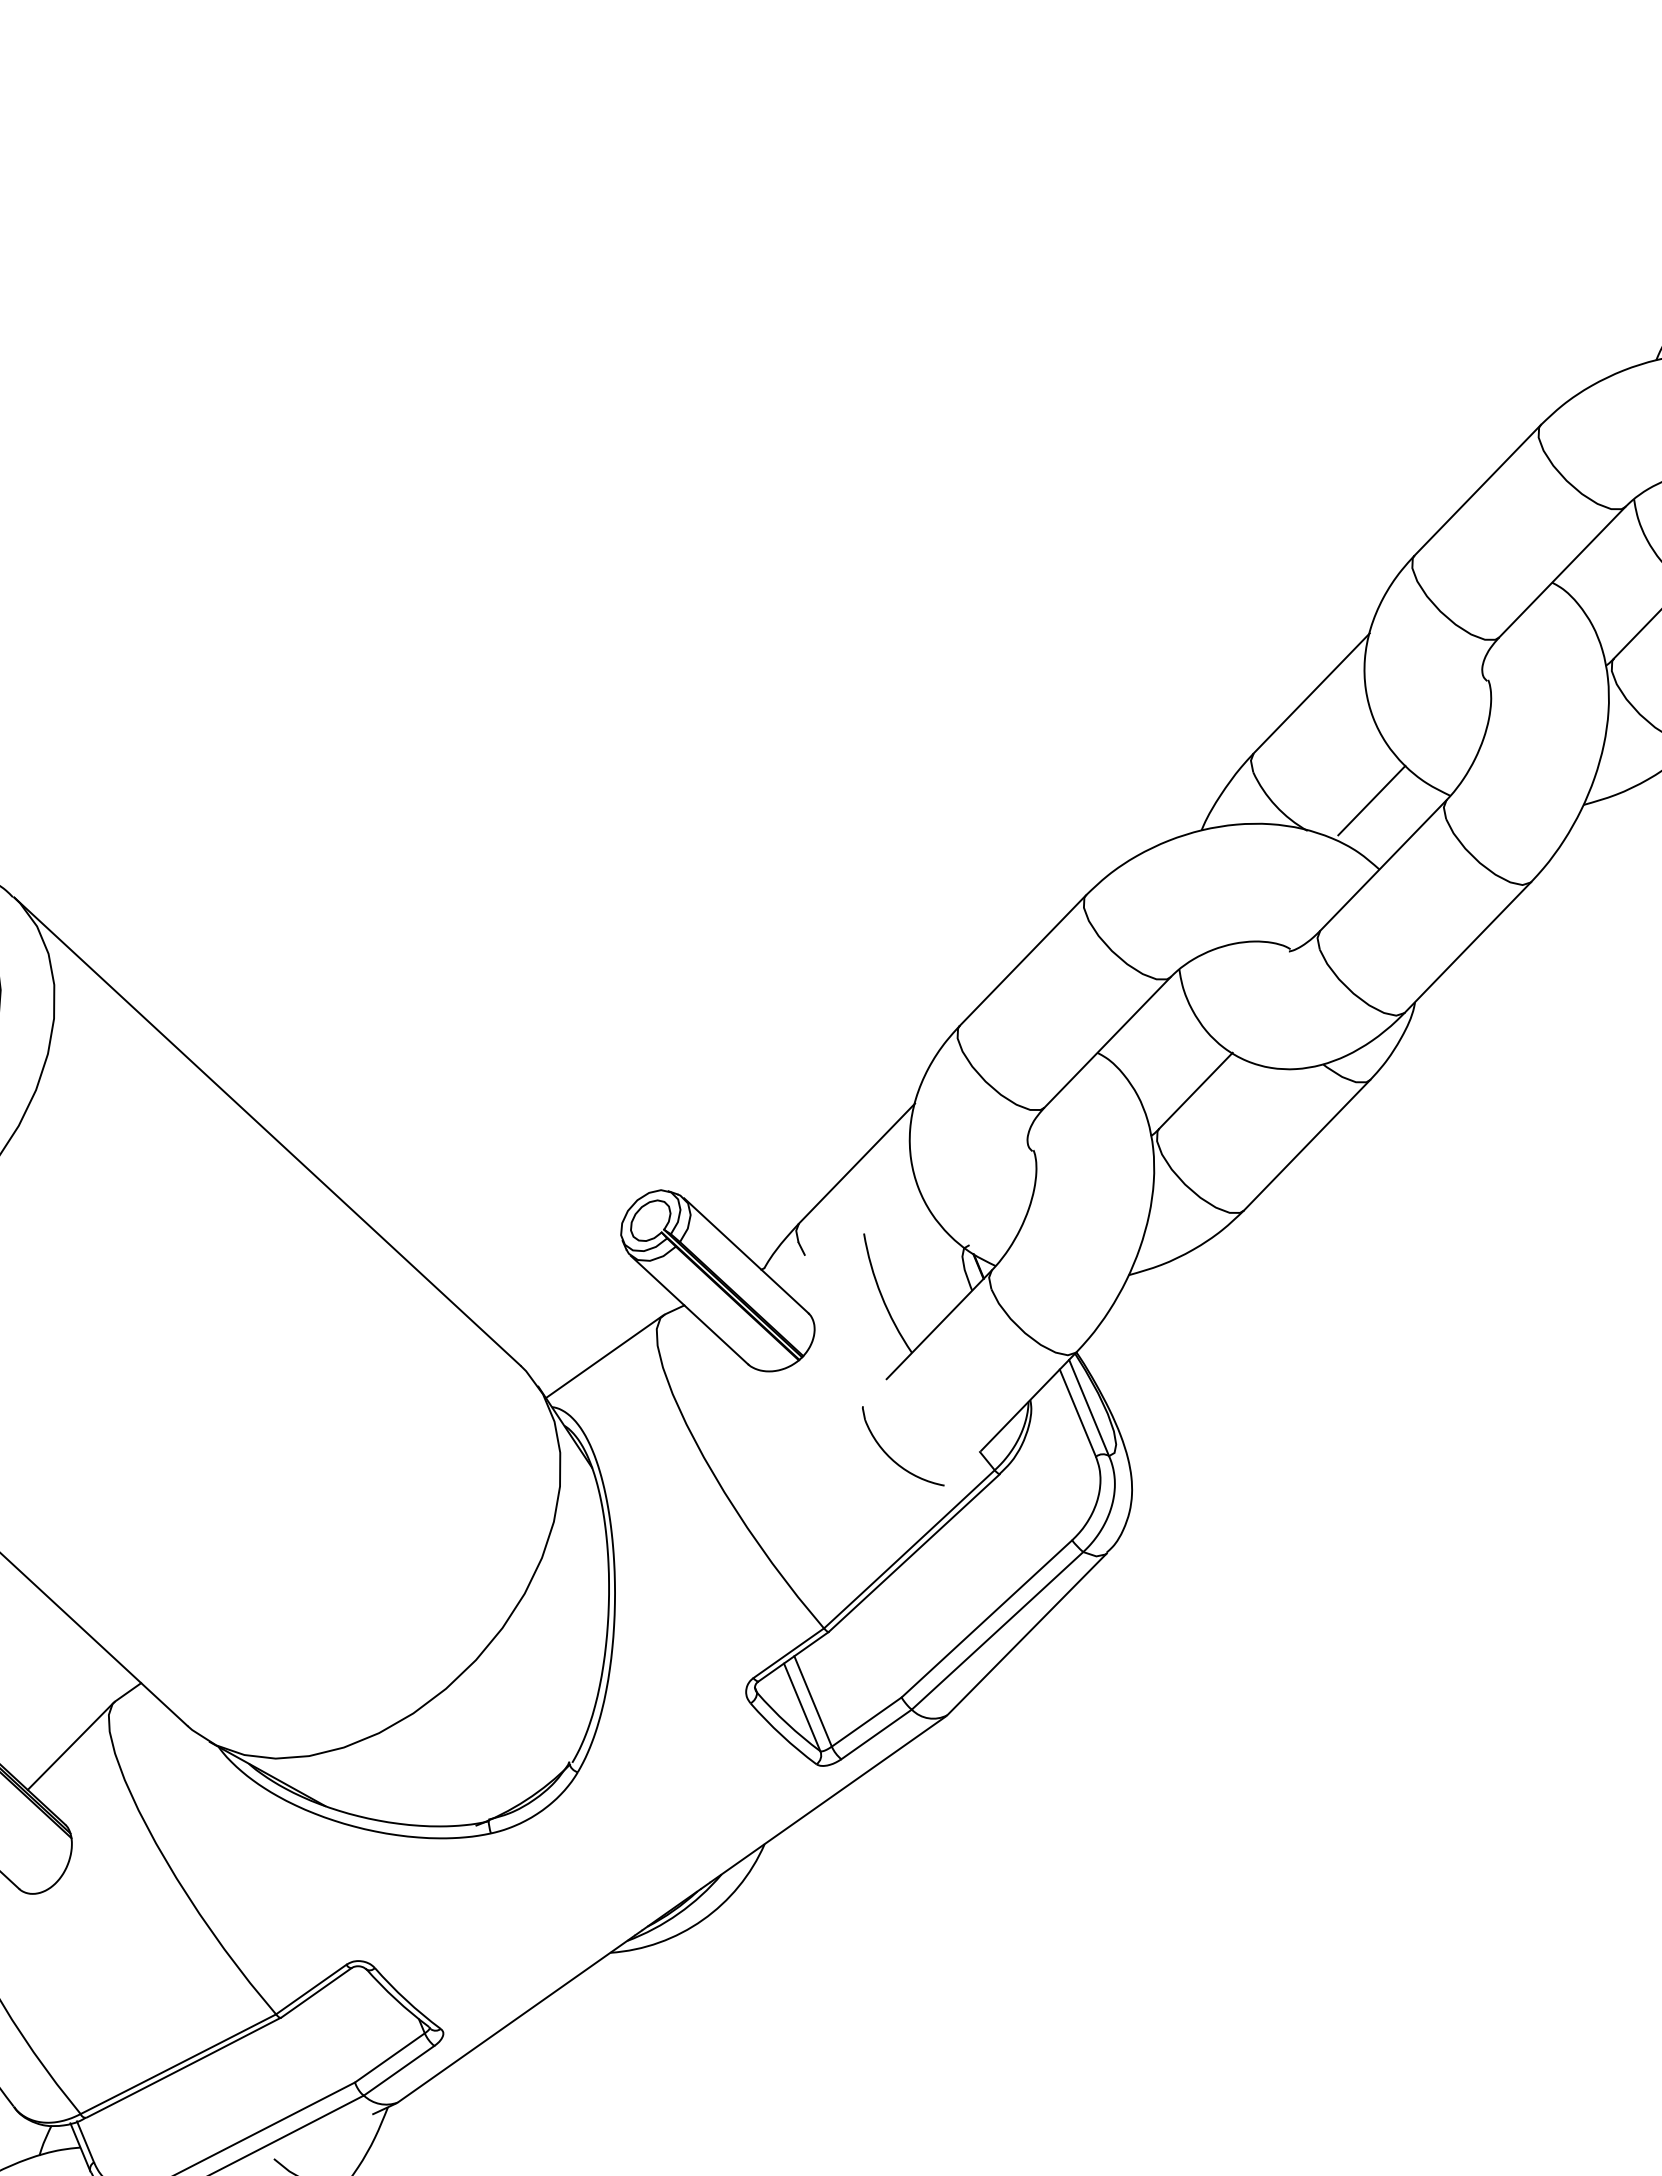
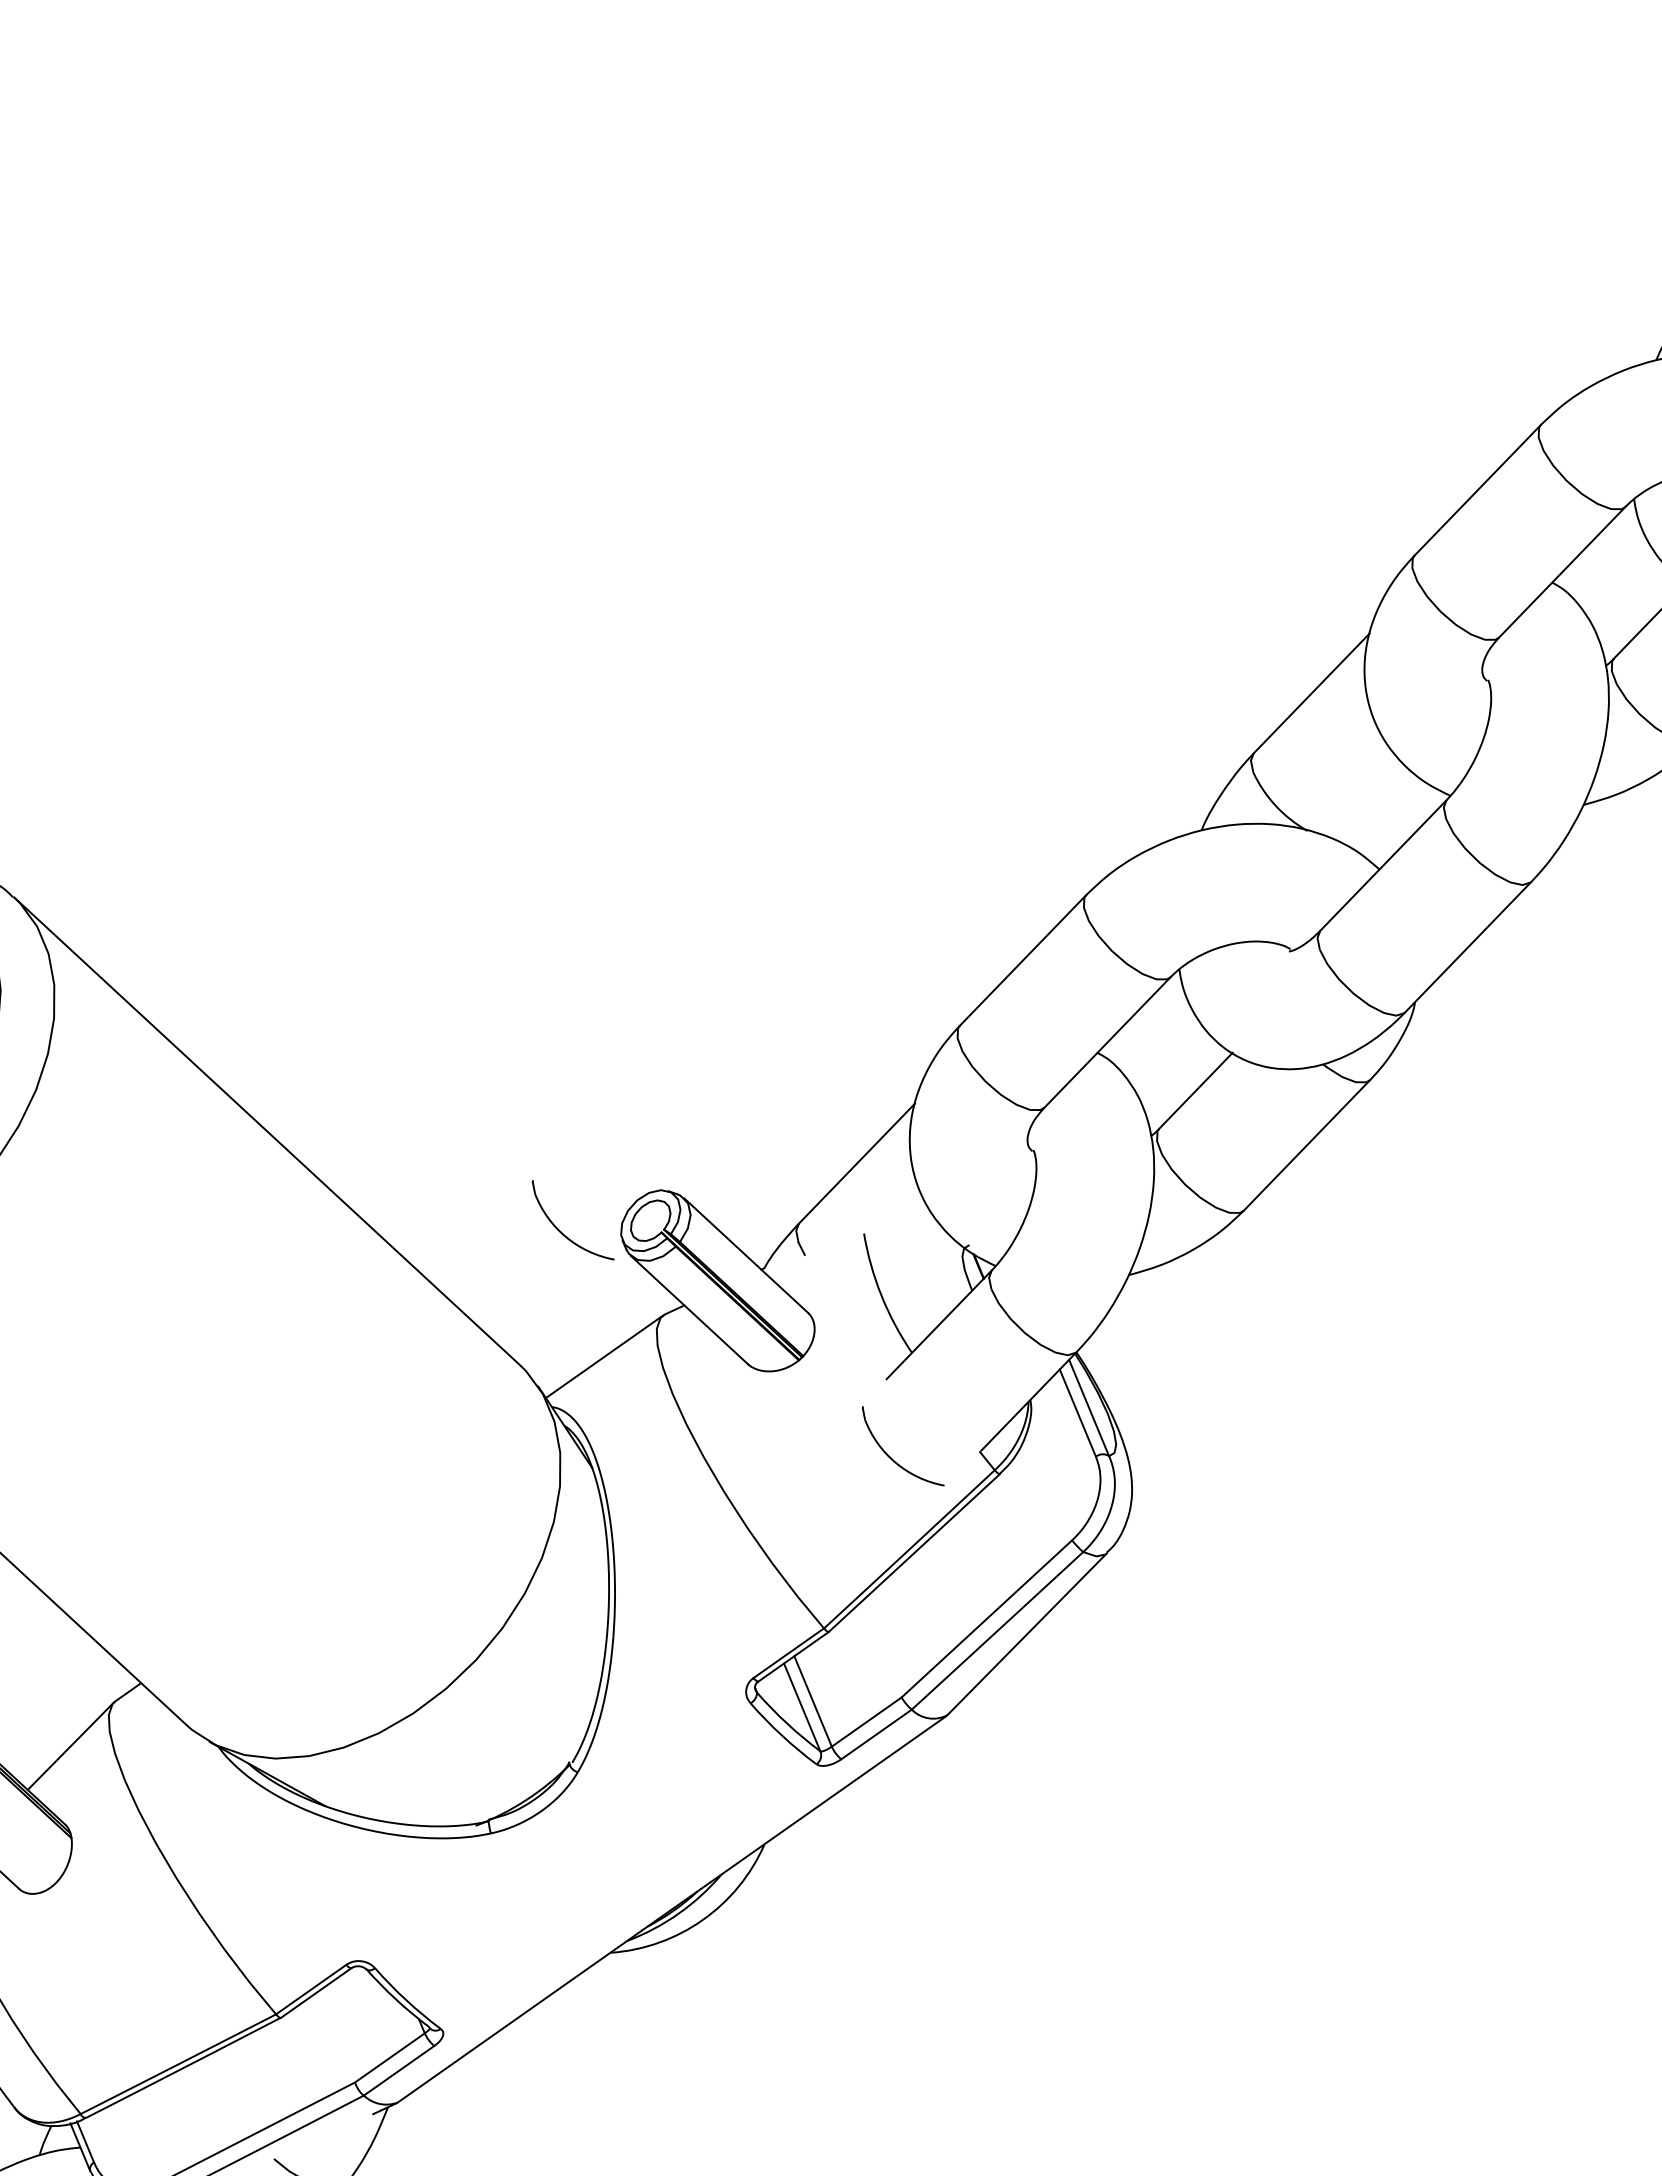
line: present -> none (1371, 800)
part: none -> present (561, 1231)
